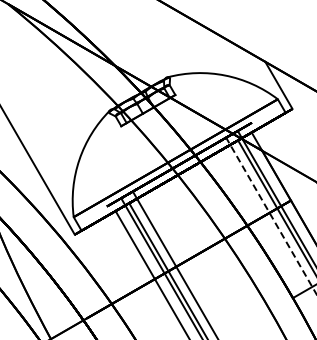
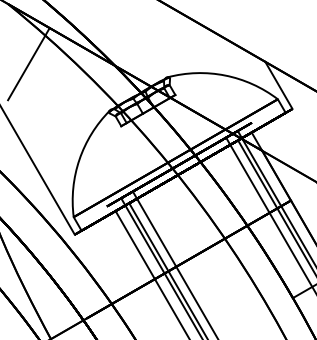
line: none -> present (28, 64)
line: dashed -> solid (271, 216)
